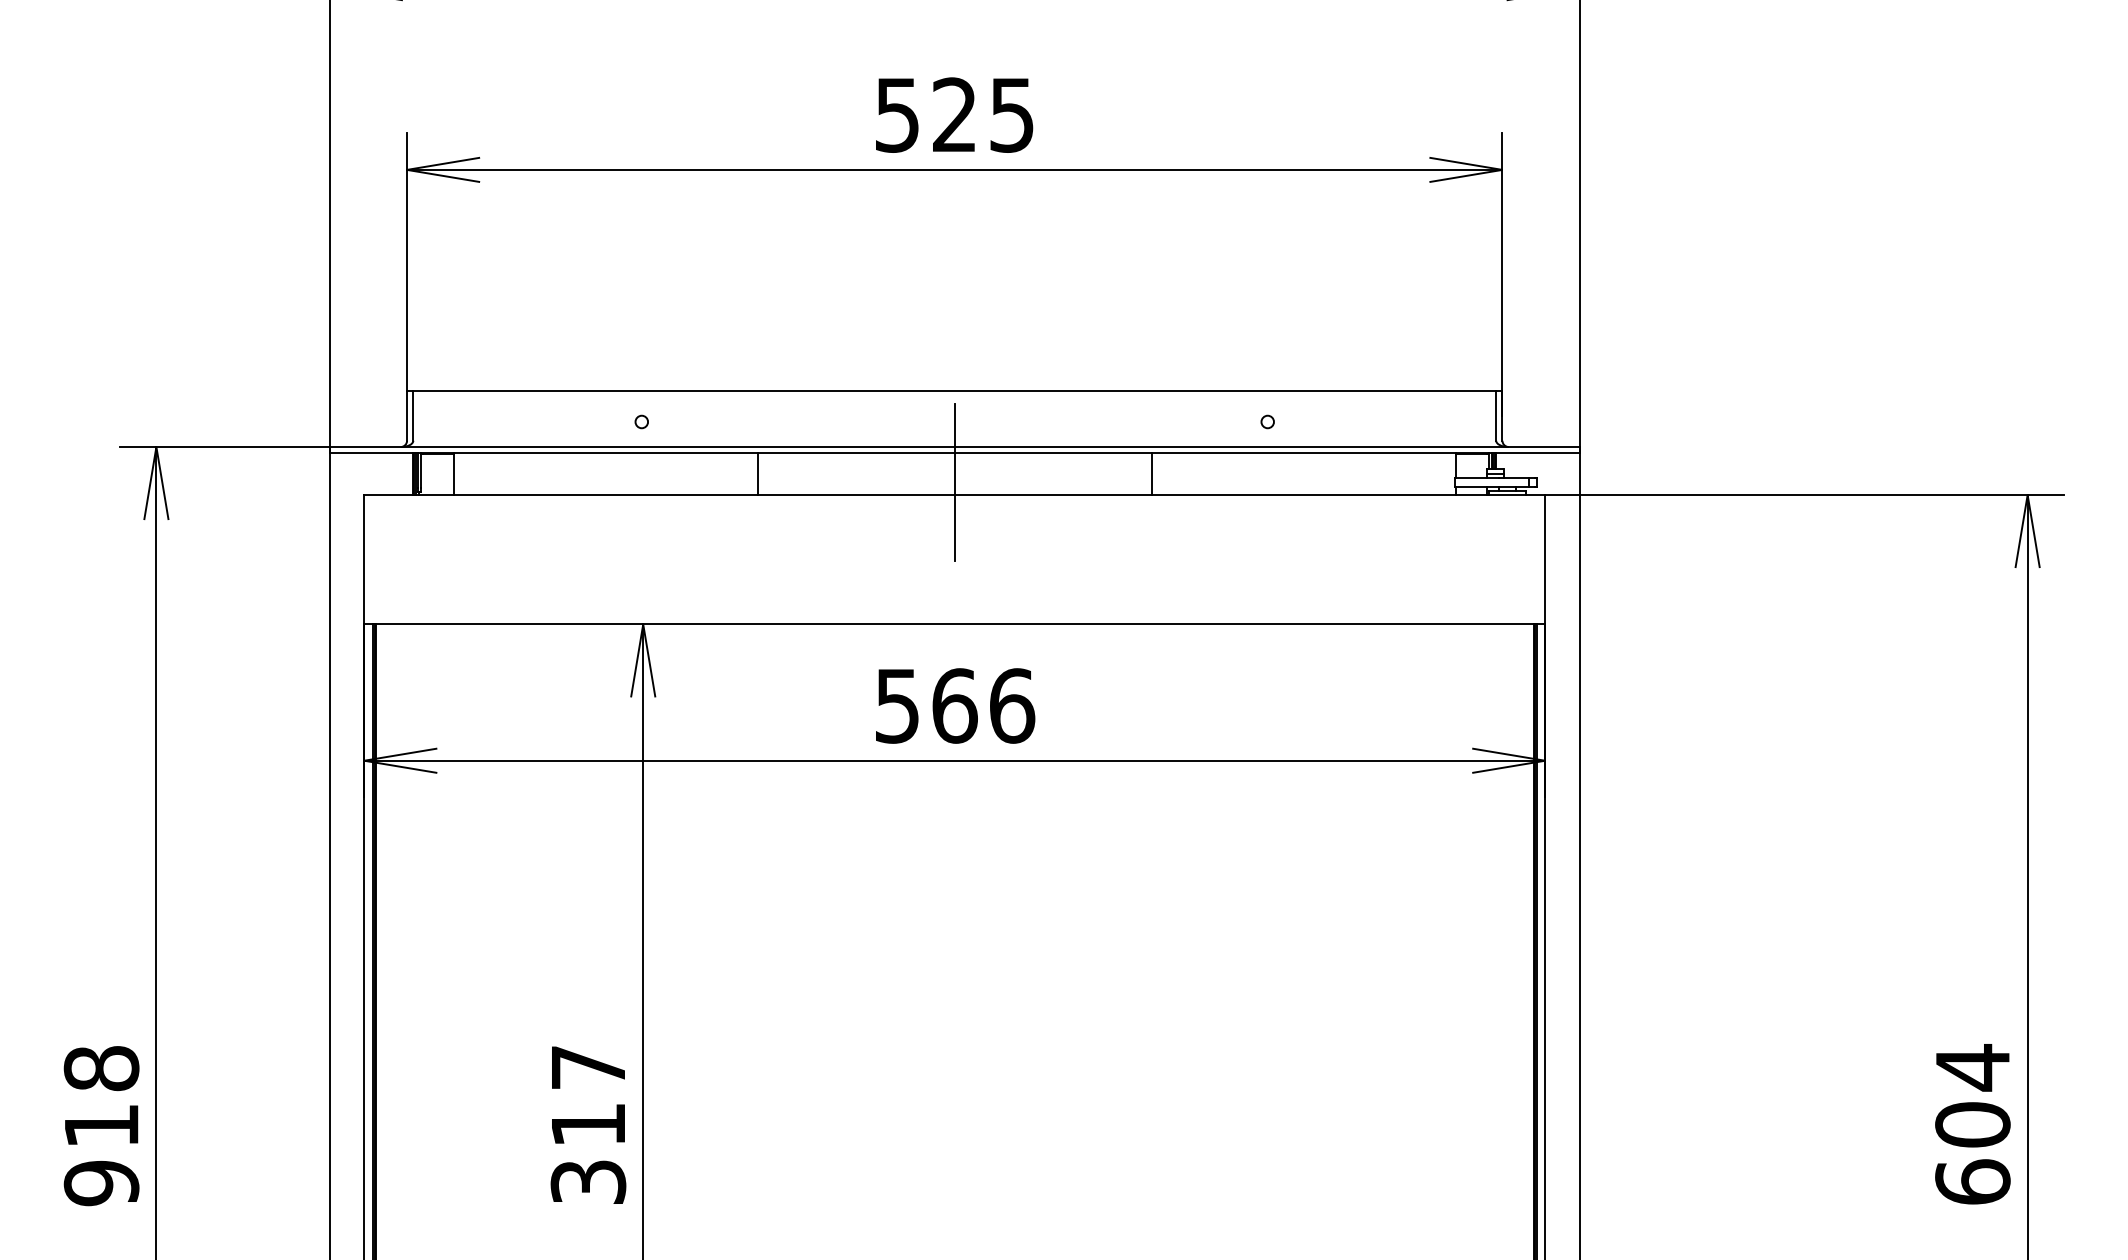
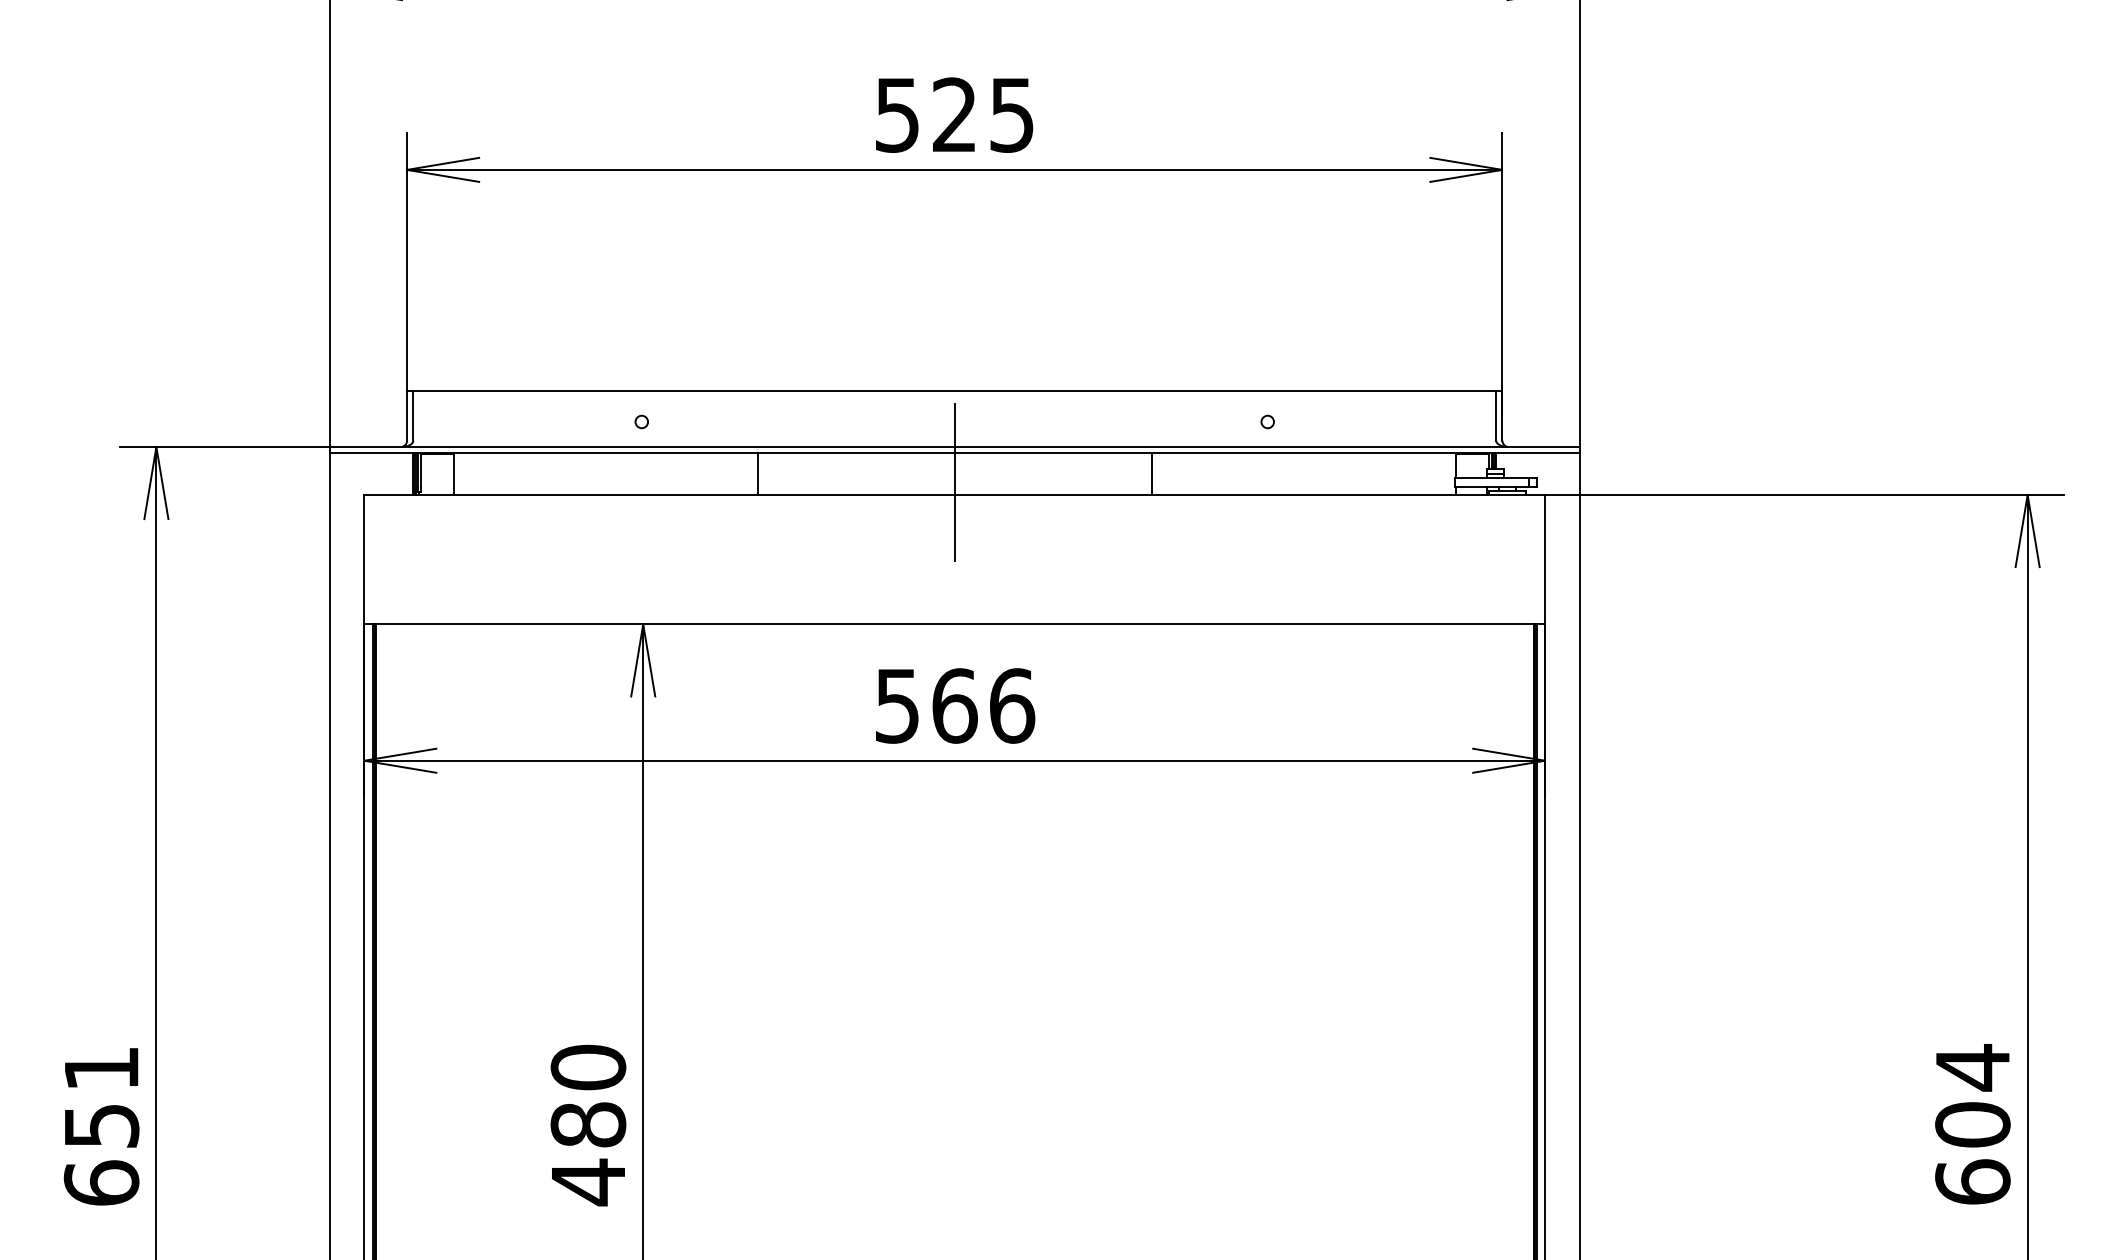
text: 317 -> 480 (588, 1125)
text: 918 -> 651 (101, 1126)
